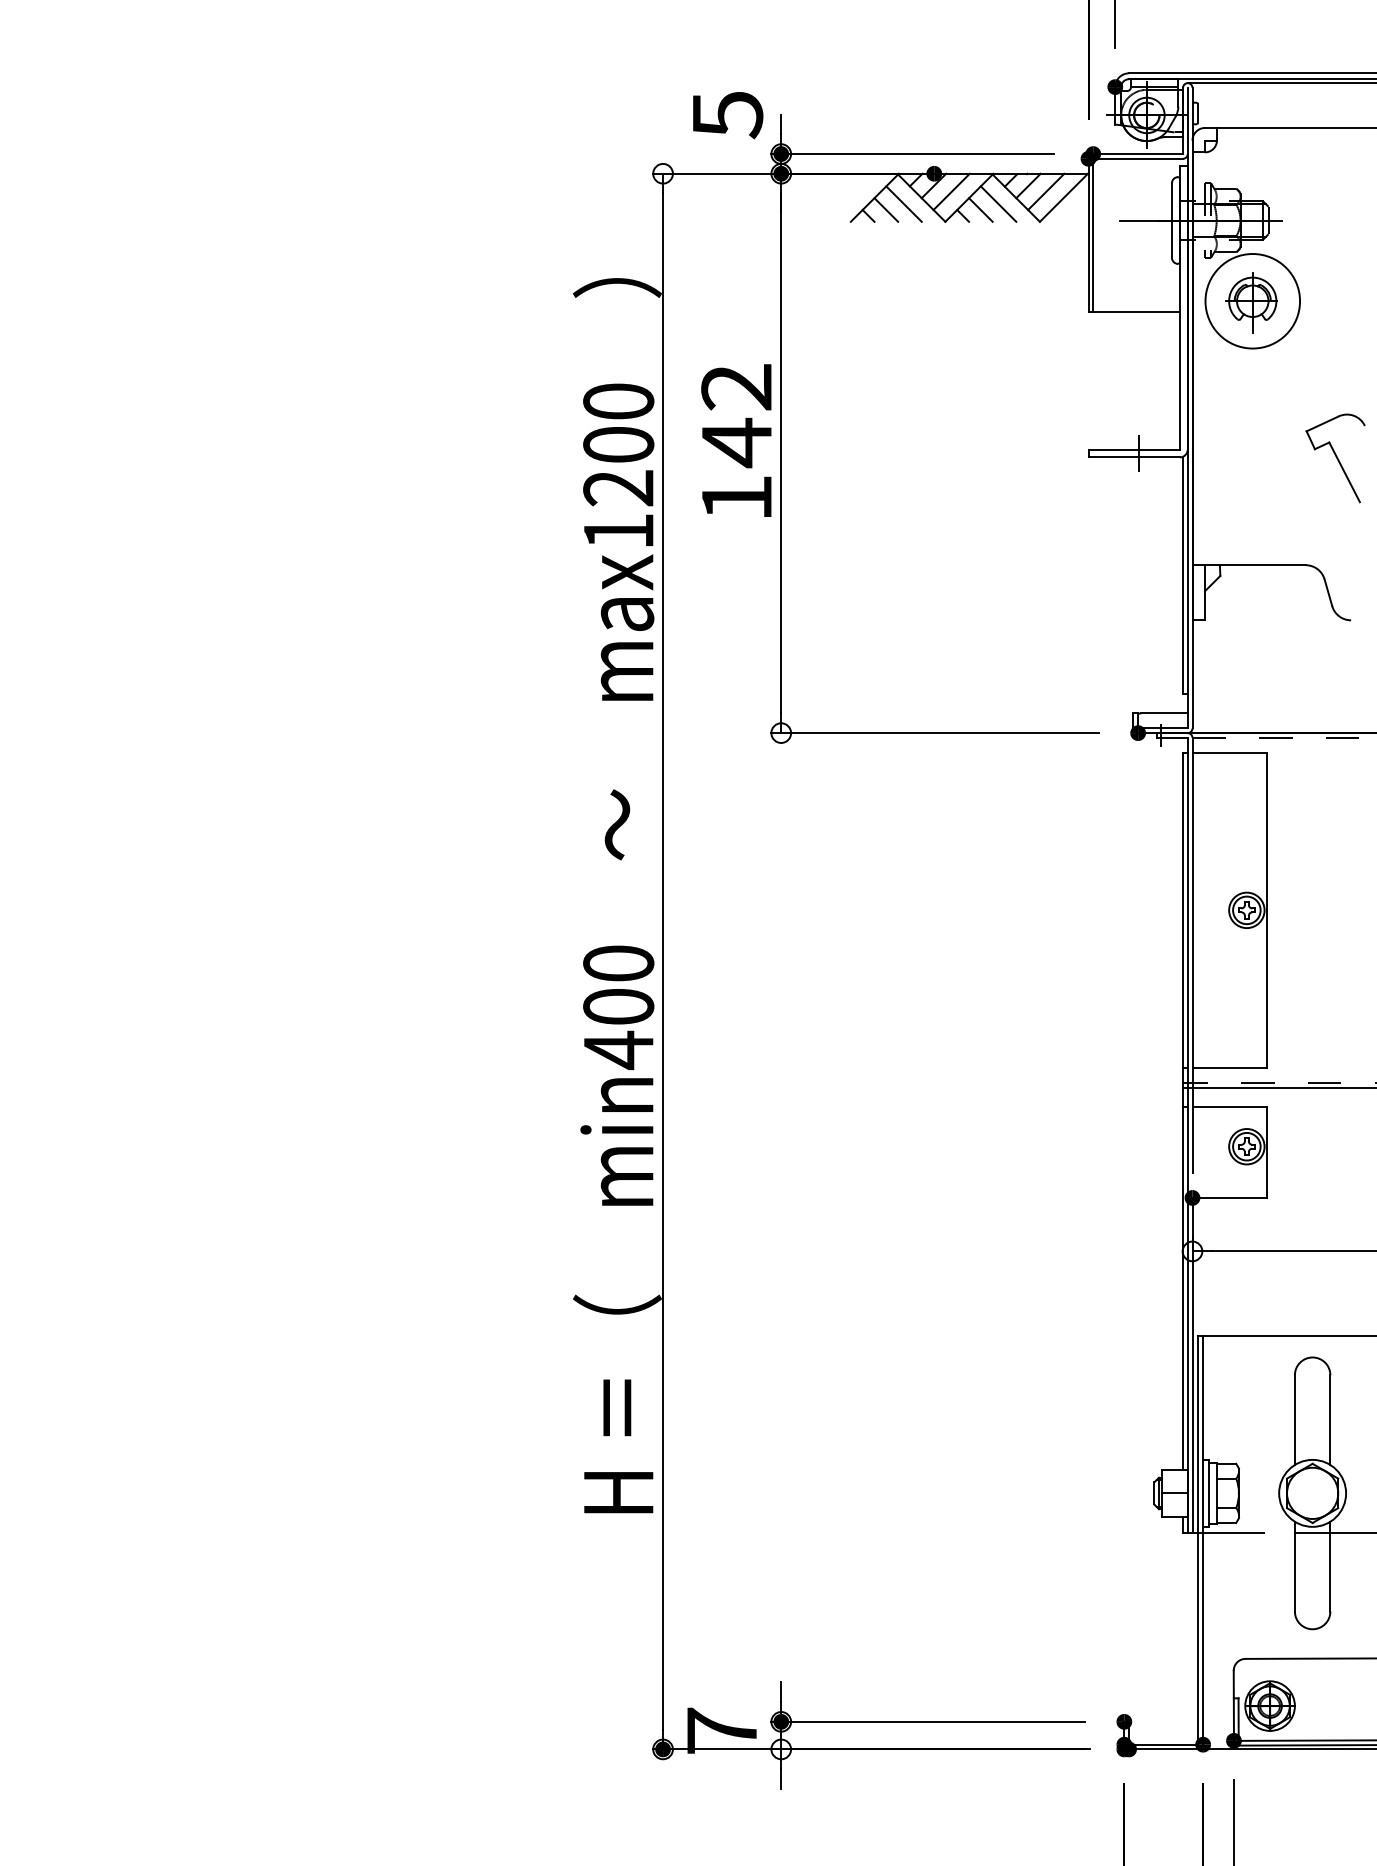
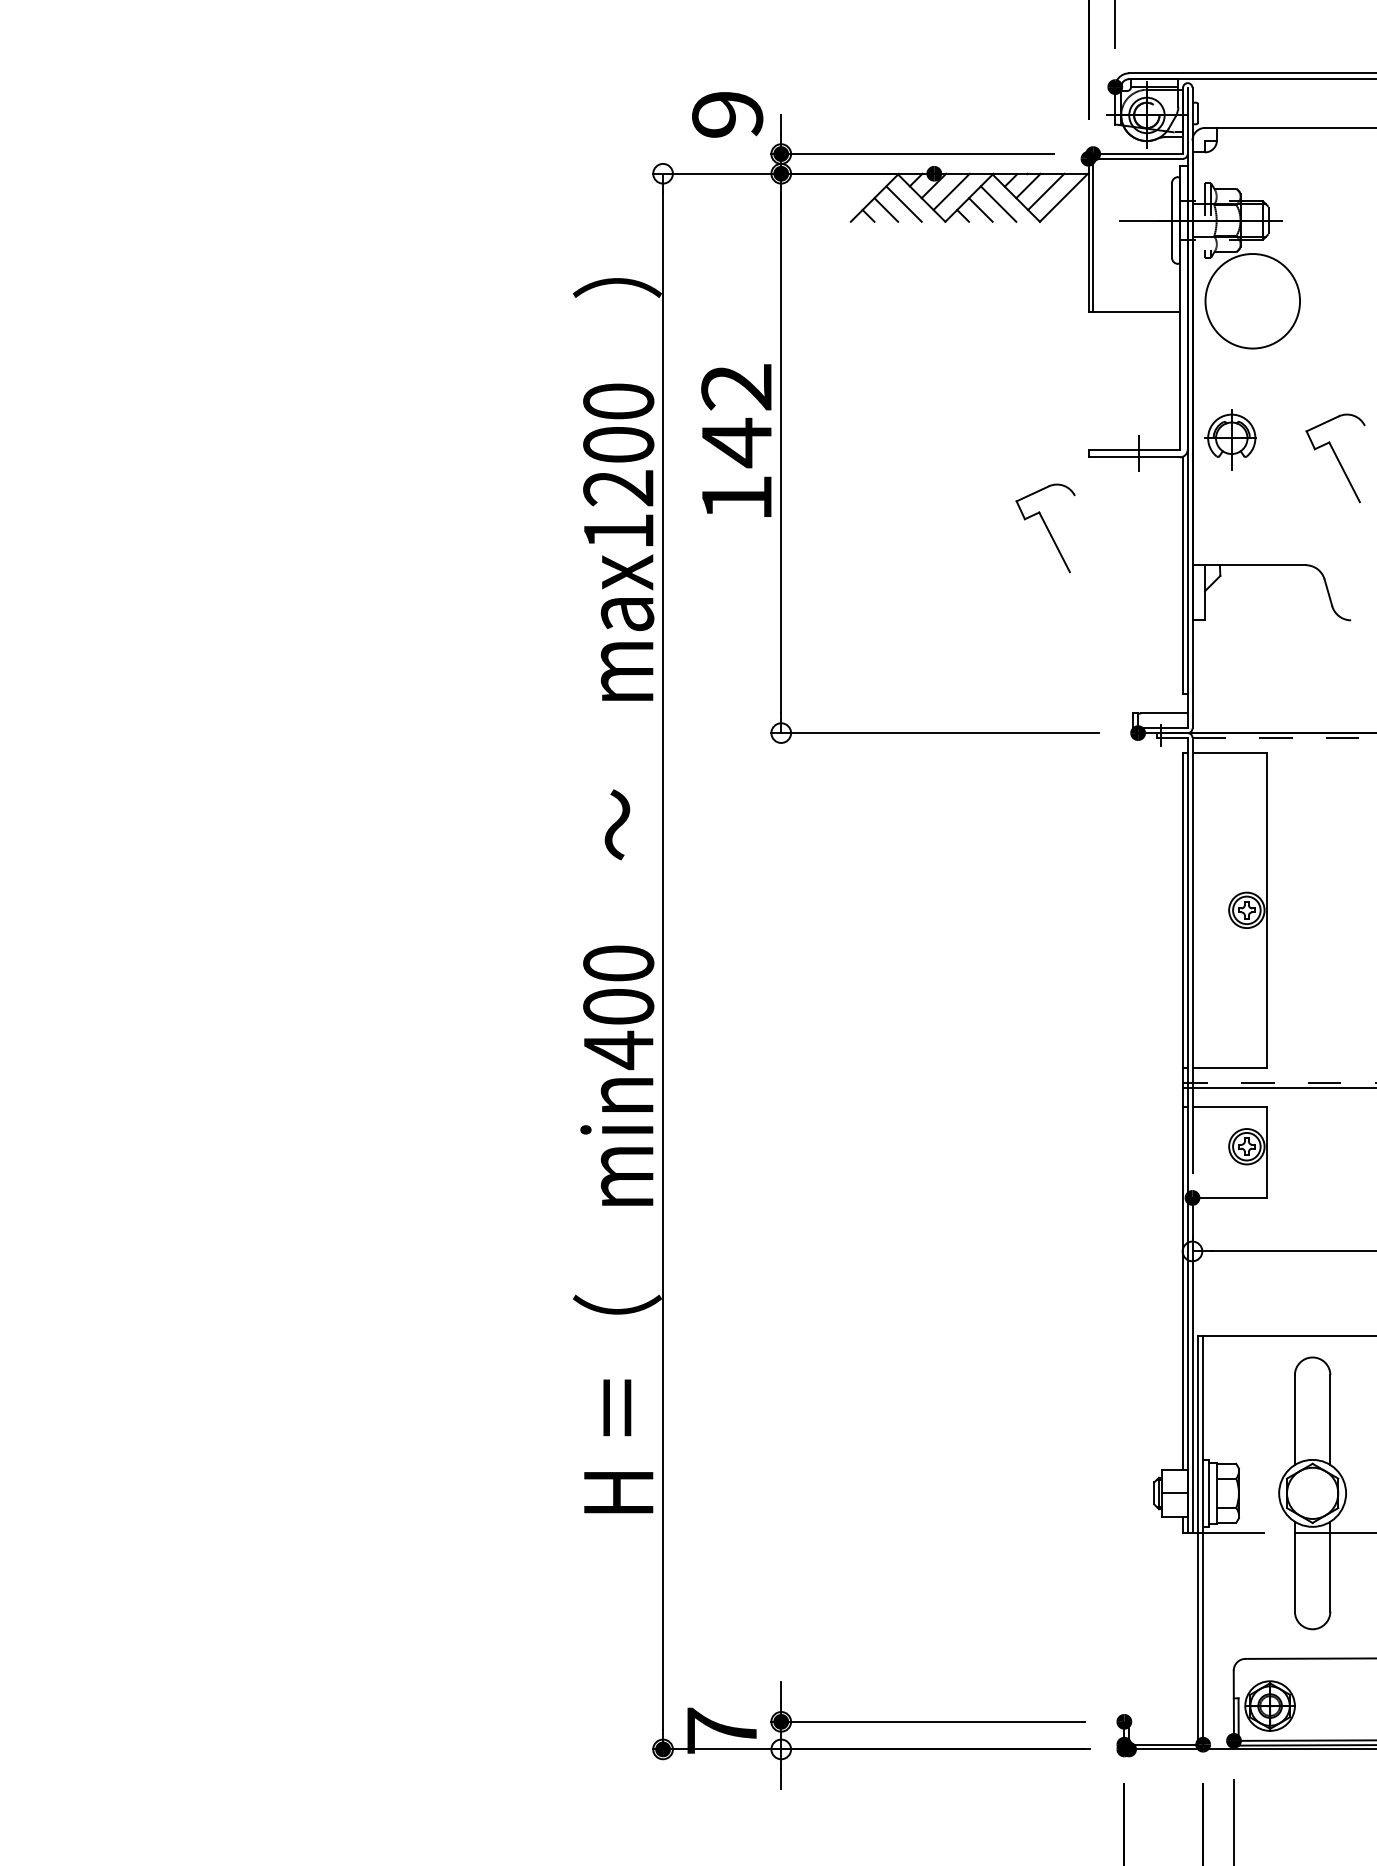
line: present -> none (1280, 83)
text: 5 -> 9 (727, 115)
part position: (1251, 302) -> (1230, 439) (1230, 439)
part: none -> present (1045, 528)
